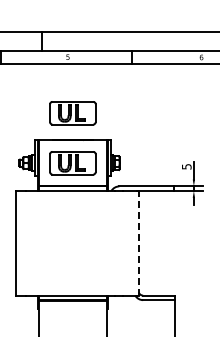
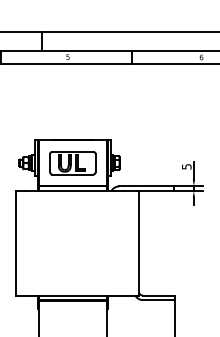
part: present -> none (72, 113)
line: dashed -> solid (138, 242)
